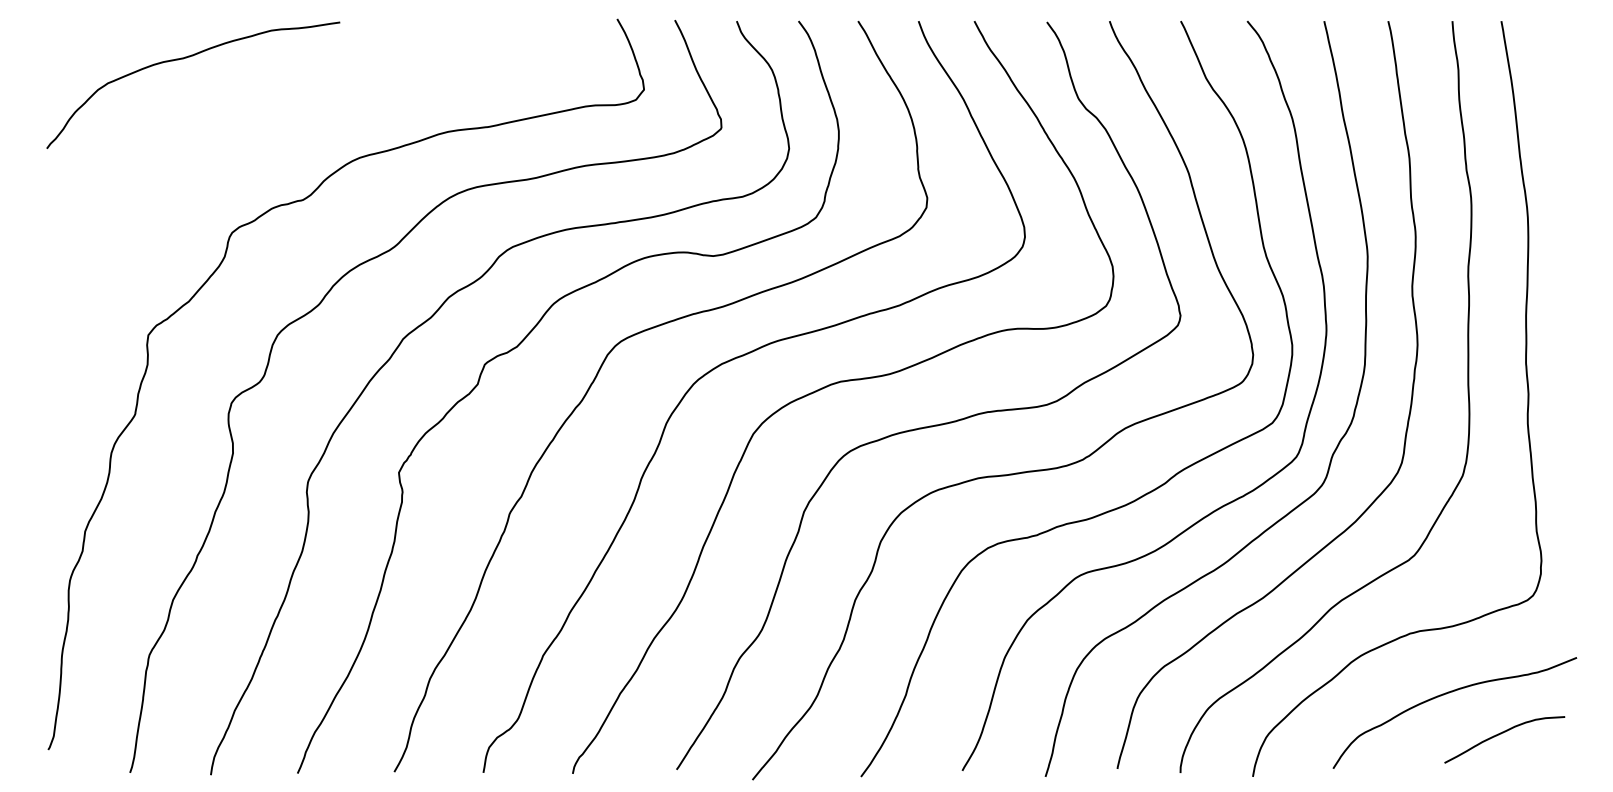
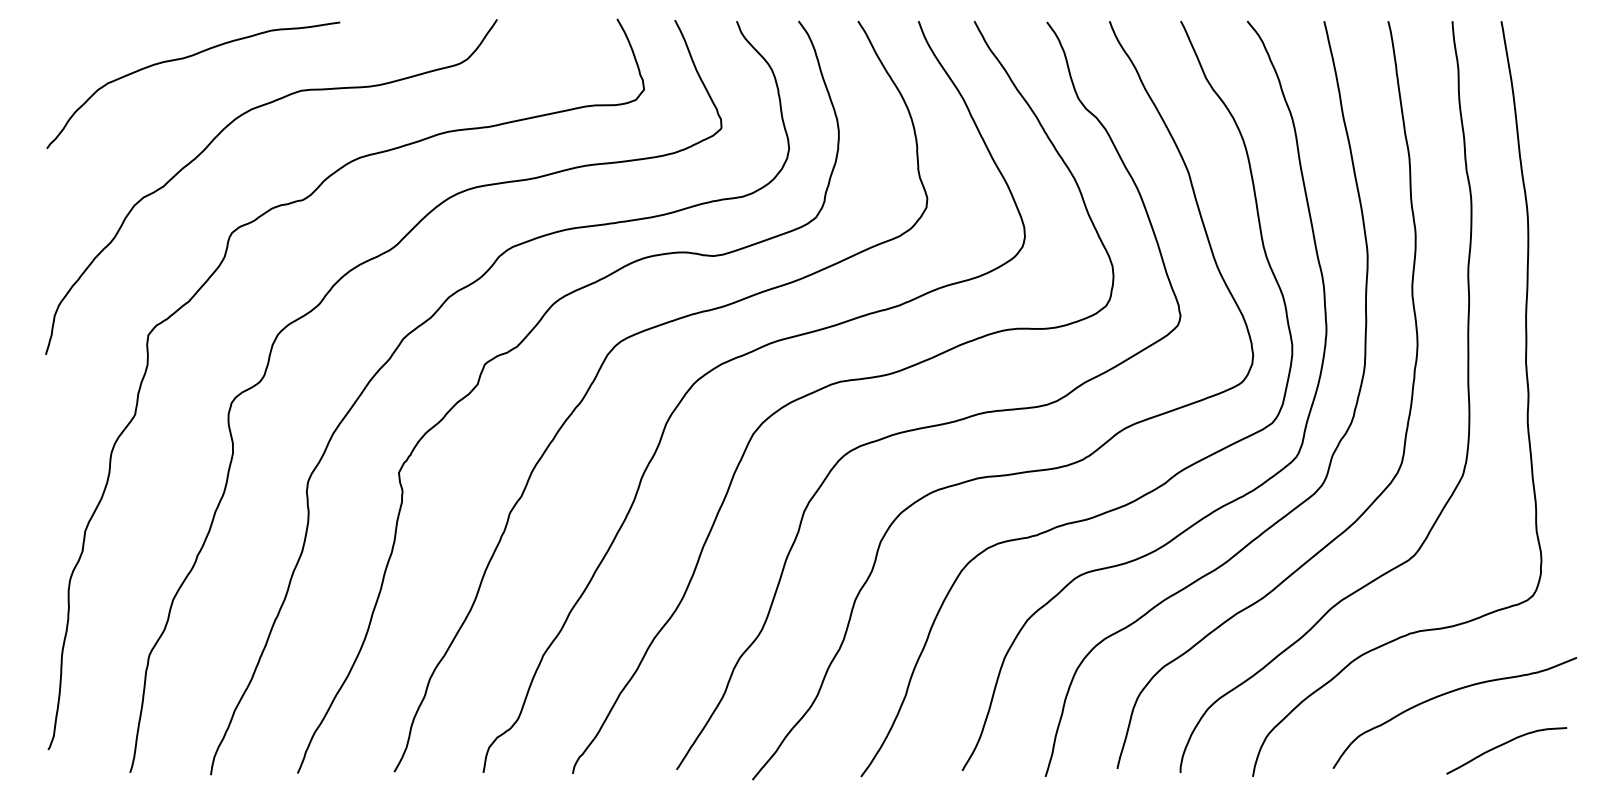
curve: none -> present (215, 139)
curve position: (1501, 734) -> (1503, 745) (1503, 745)
